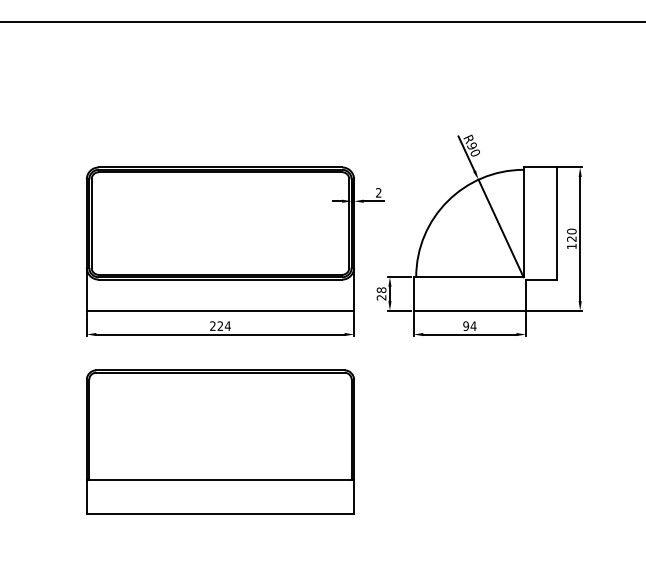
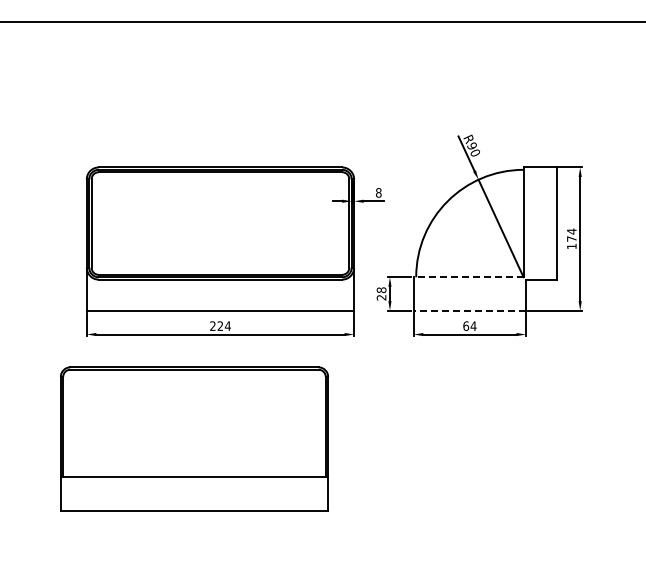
text: 2 -> 8 (378, 192)
text: 120 -> 174 (571, 234)
line: solid -> dashed (468, 277)
line: solid -> dashed (469, 310)
text: 94 -> 64 (466, 325)
part position: (220, 441) -> (194, 438) (194, 438)
